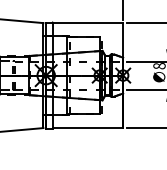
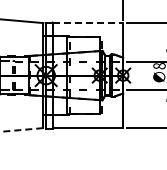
line: solid -> dashed (88, 23)
line: solid -> dashed (22, 129)
